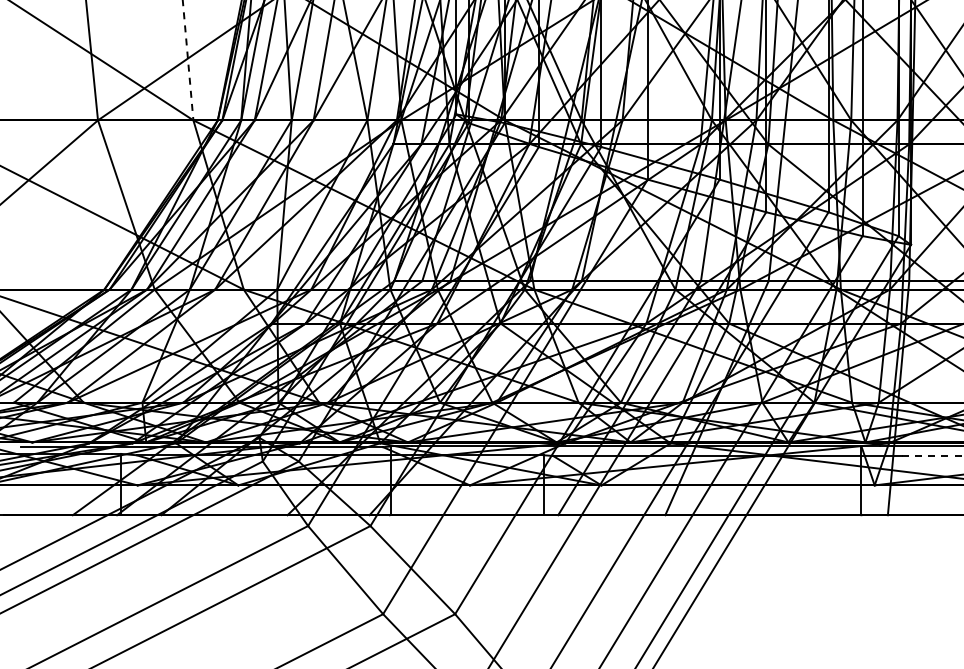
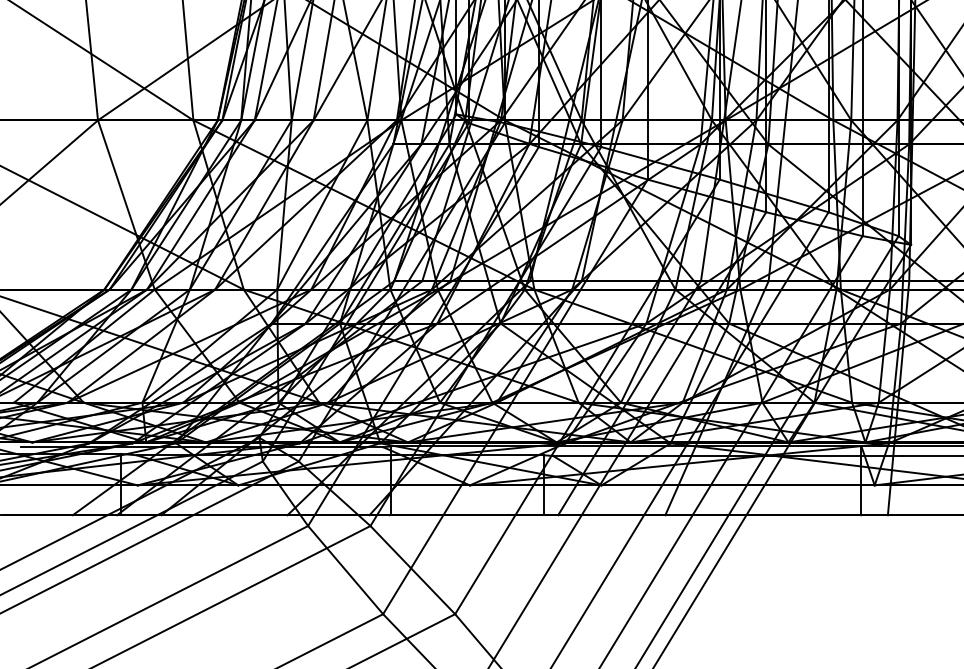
line: dashed -> solid (188, 60)
line: dashed -> solid (932, 455)
